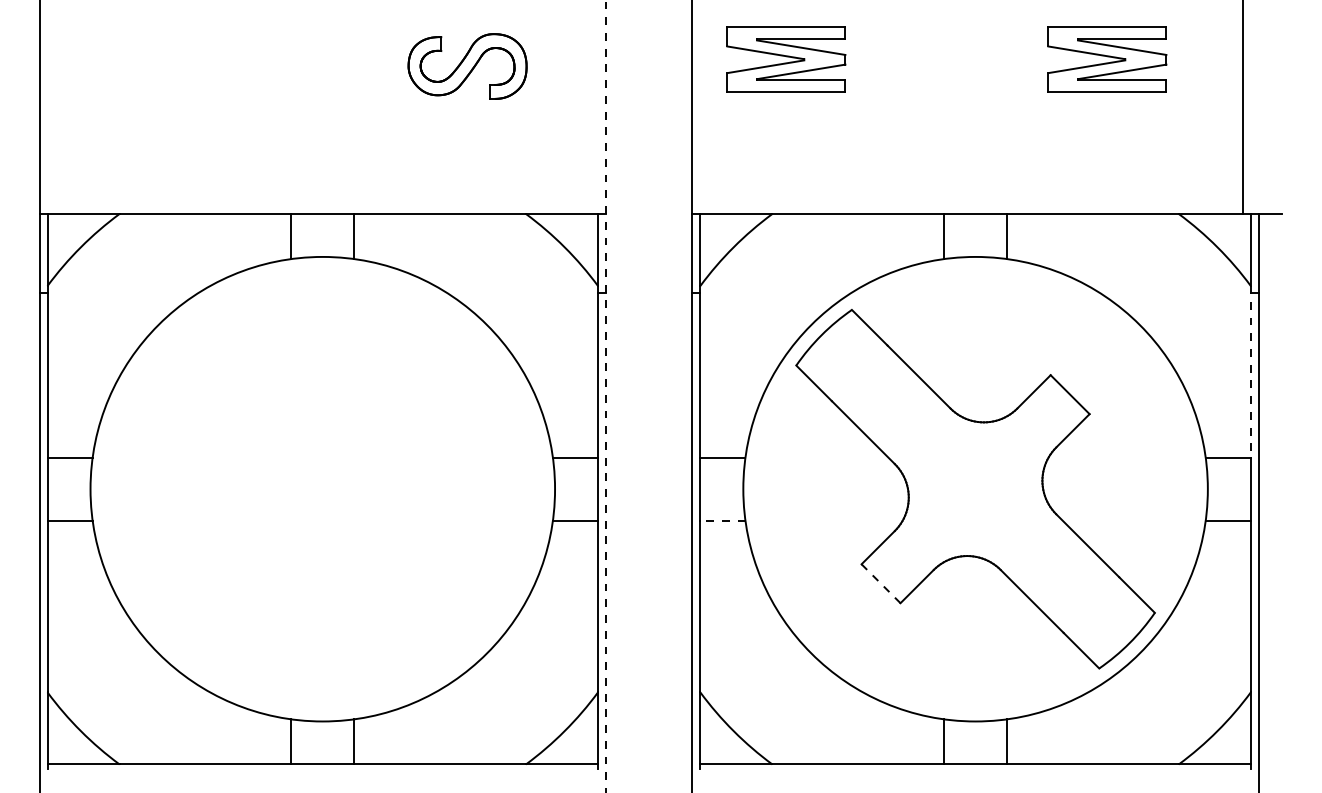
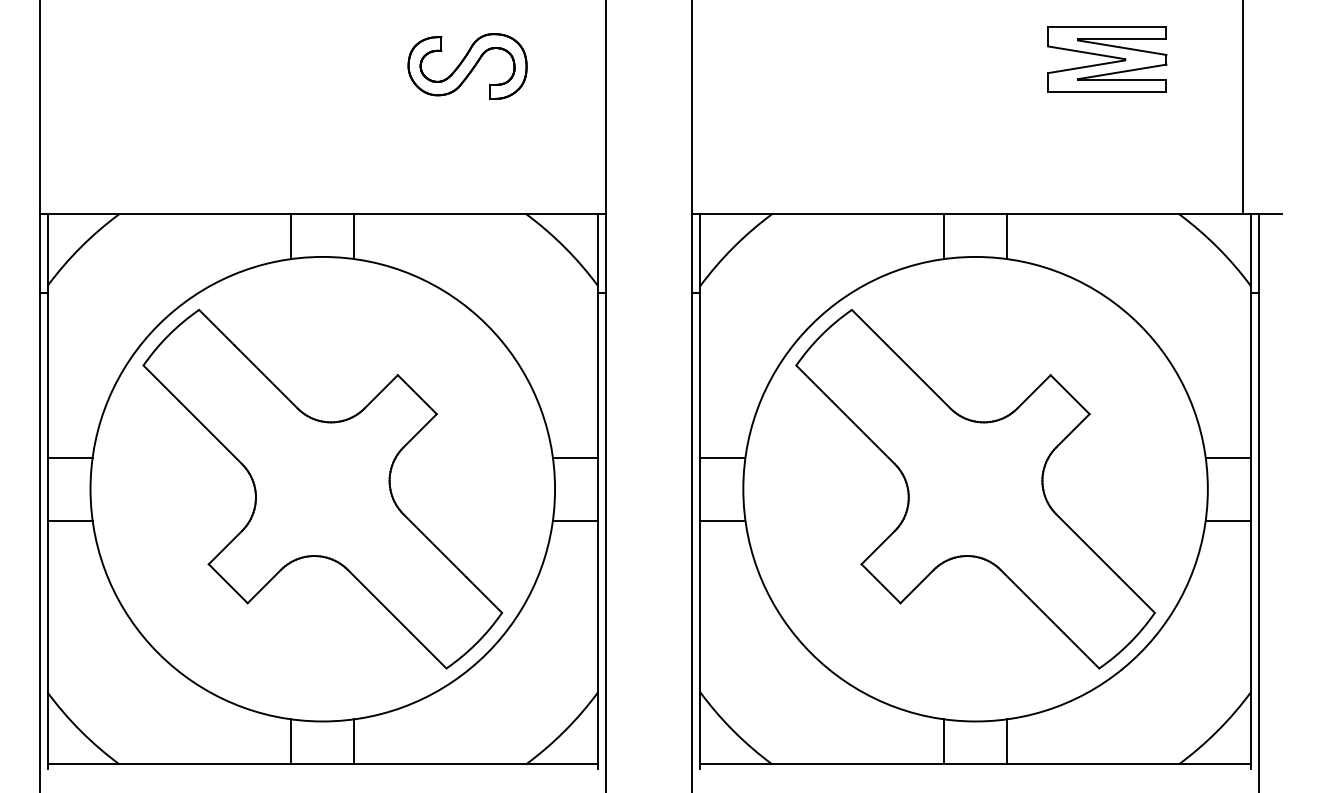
part: present -> none (786, 59)
line: dashed -> solid (1250, 371)
line: dashed -> solid (605, 396)
part: none -> present (322, 488)
line: dashed -> solid (722, 520)
line: dashed -> solid (881, 583)
